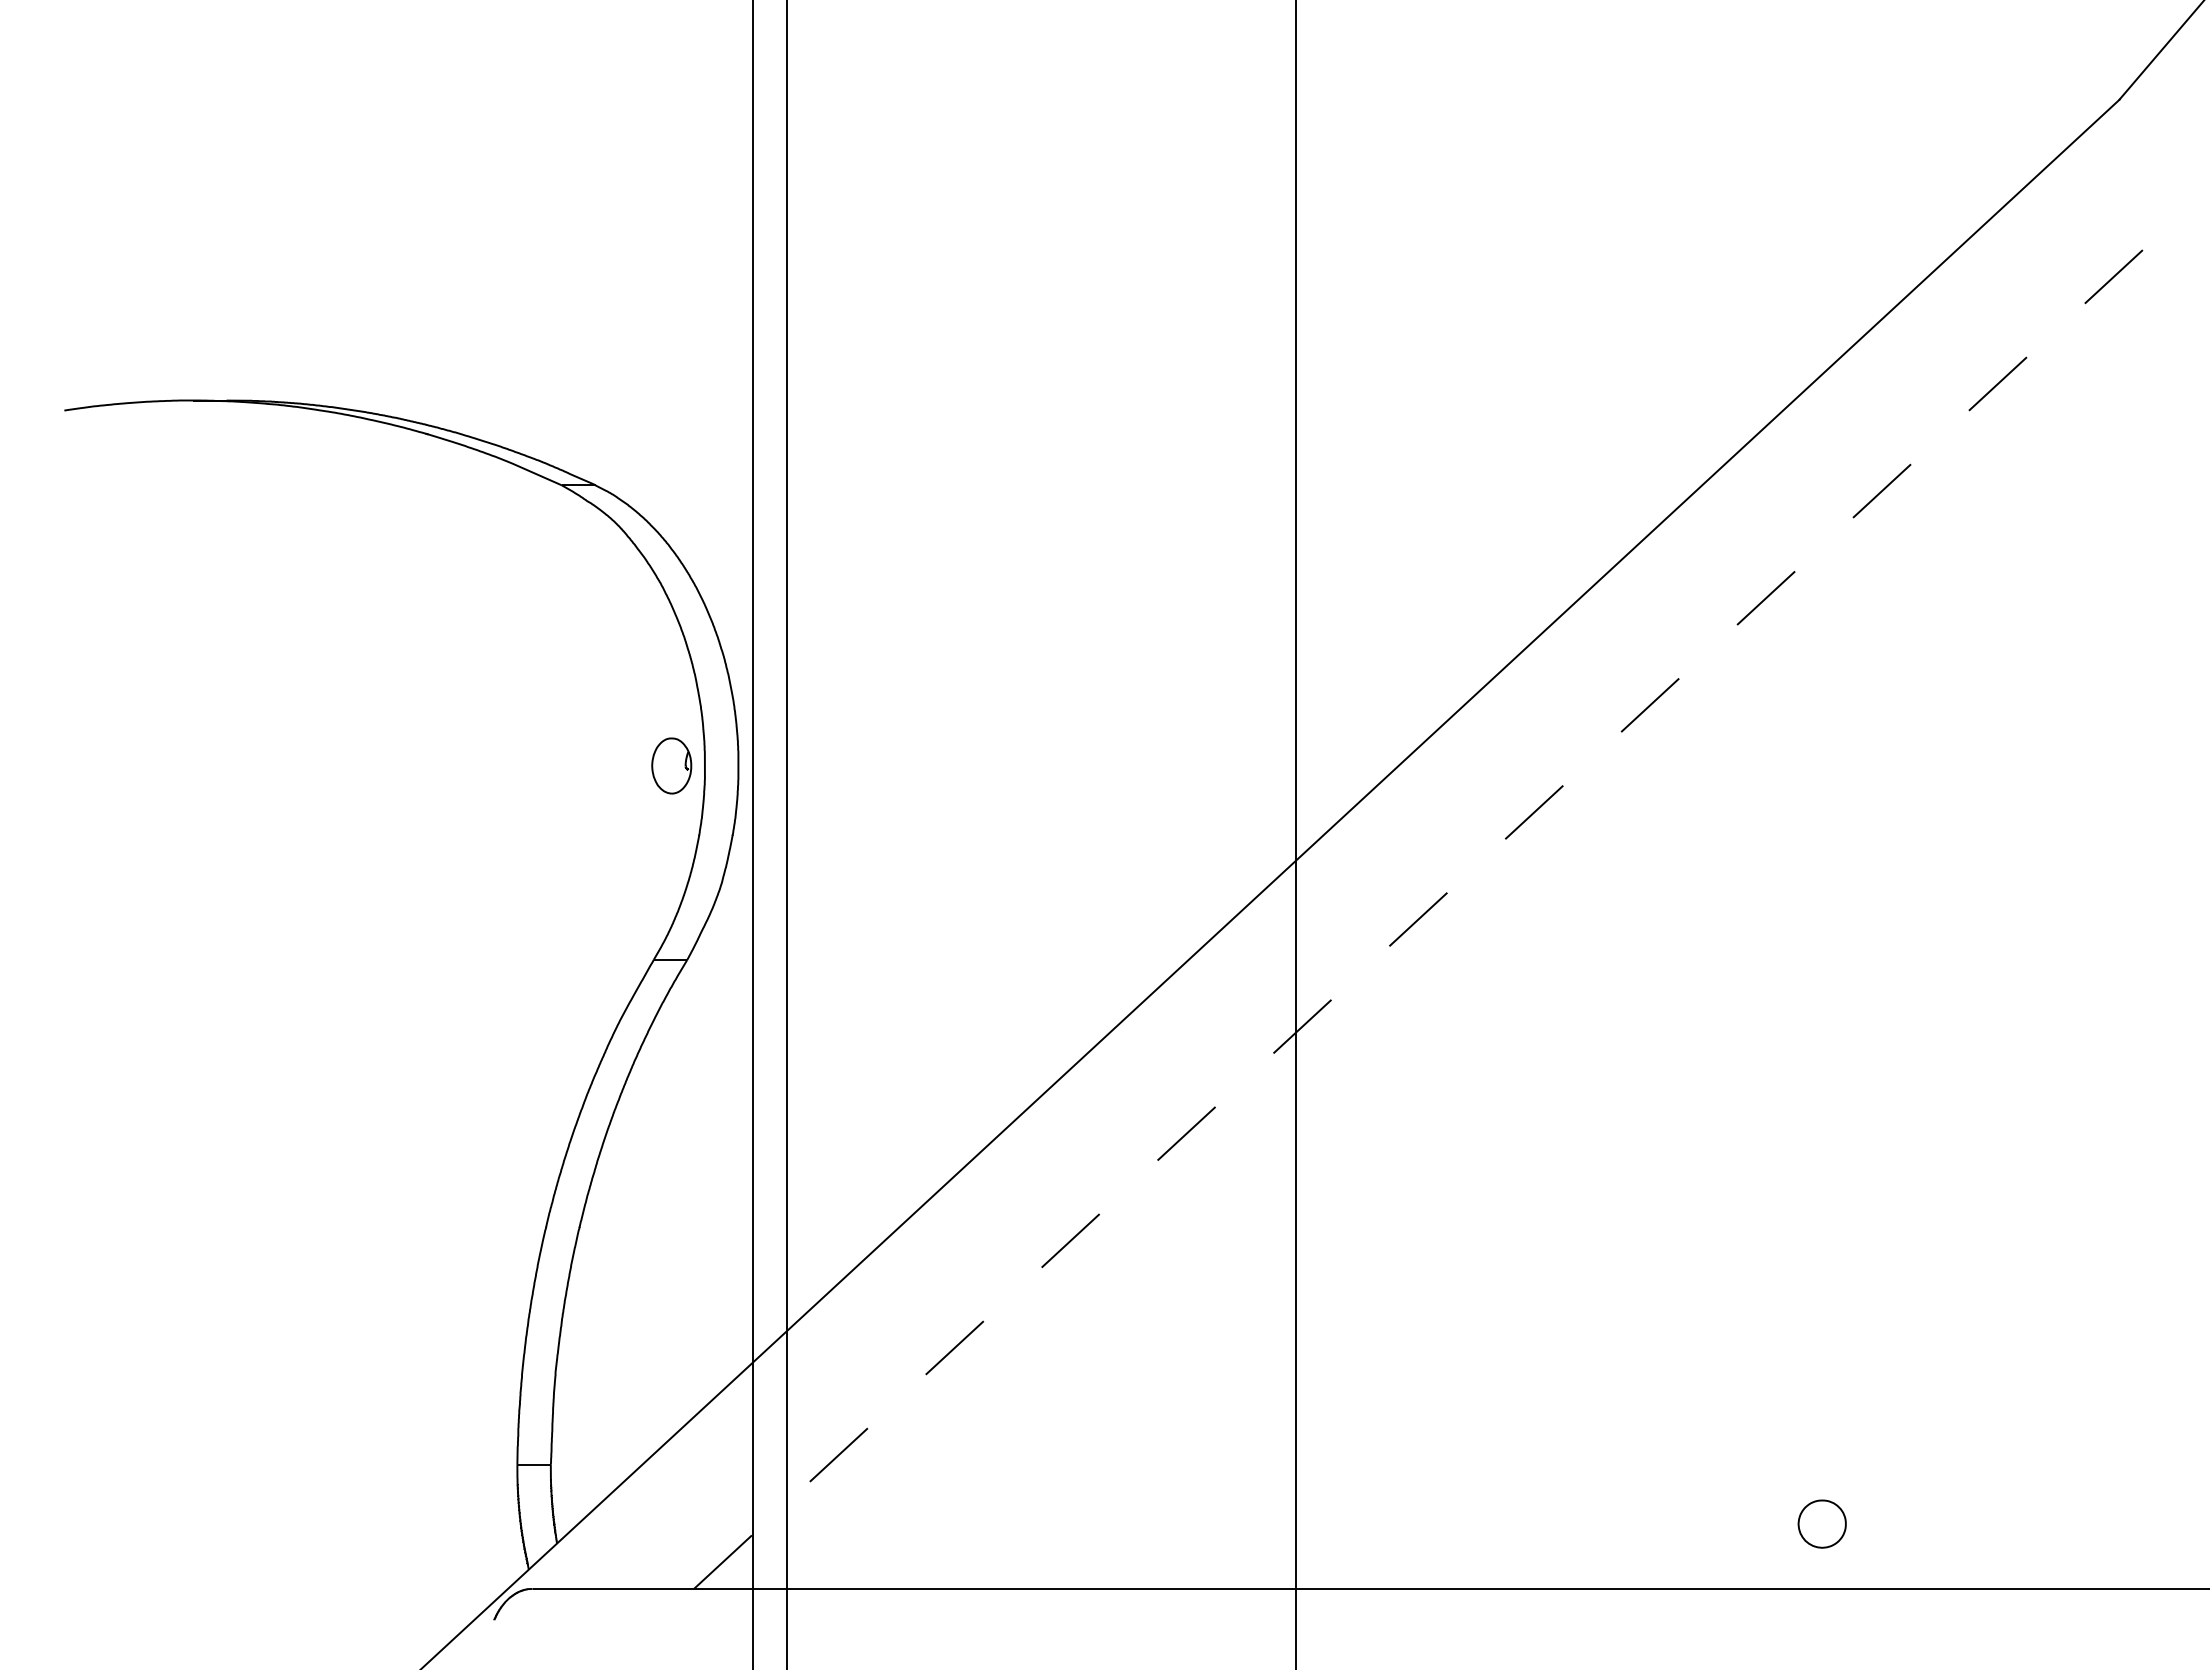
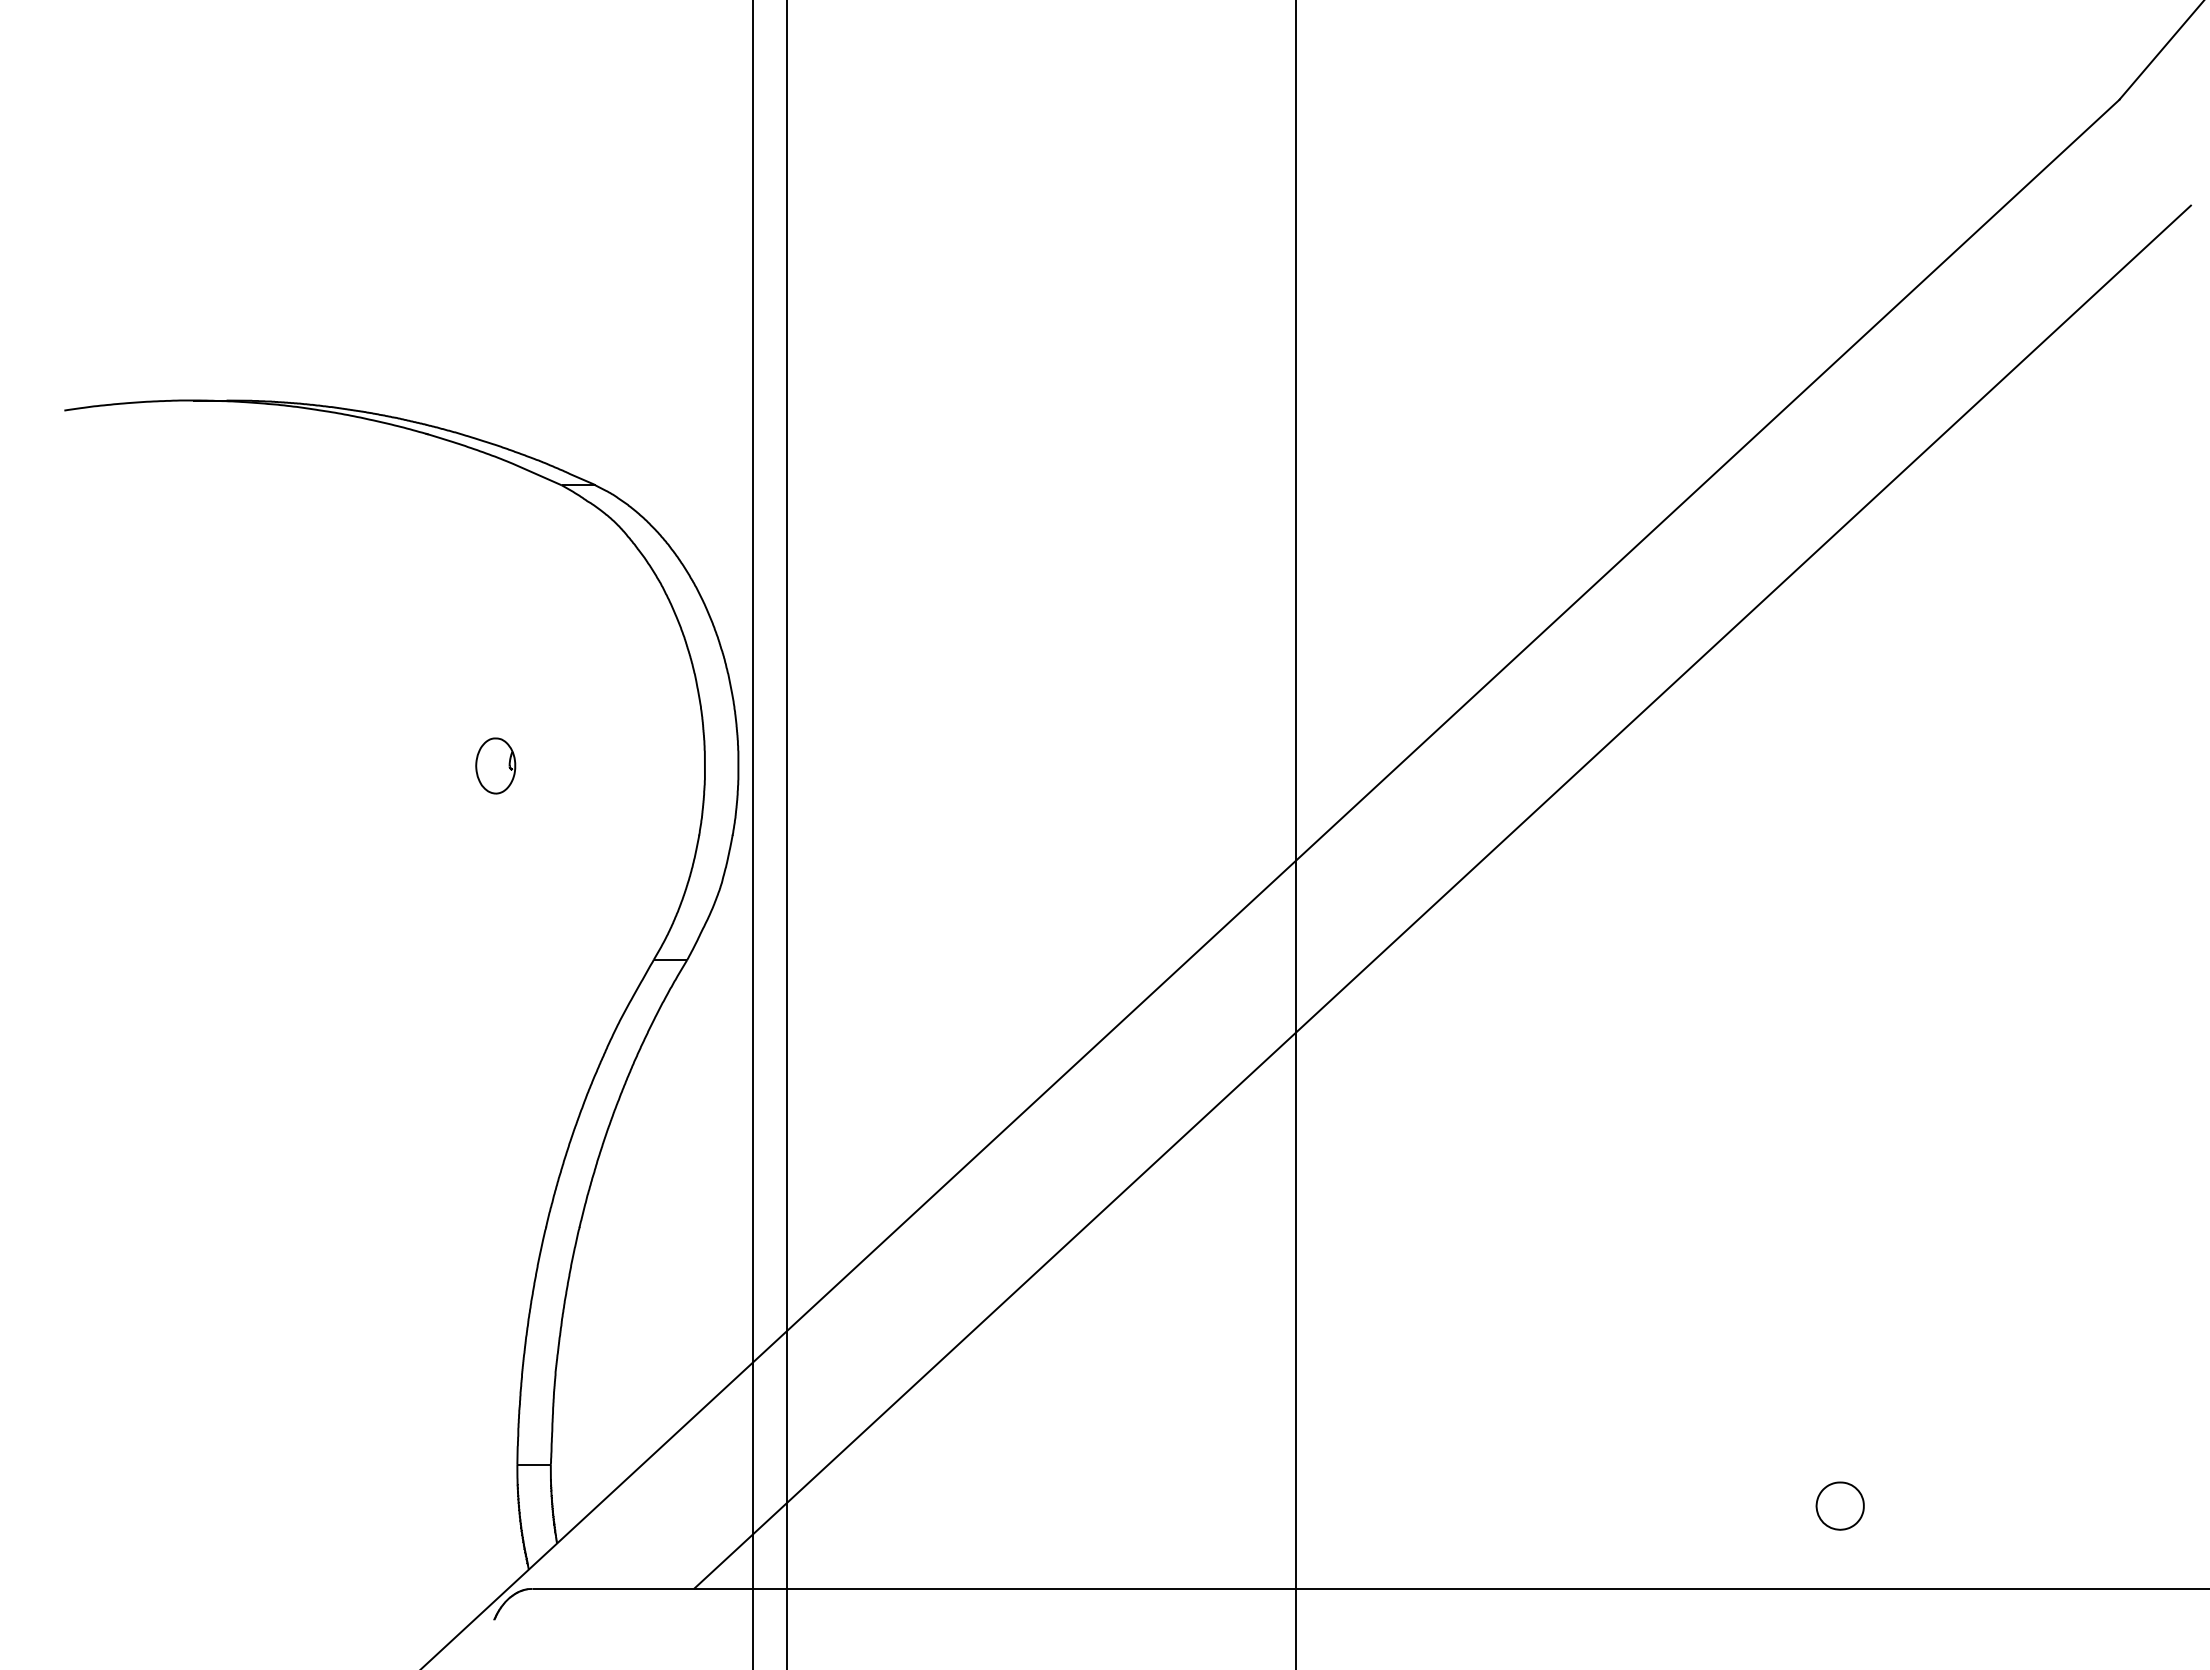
part position: (671, 765) -> (495, 765) (495, 765)
line: dashed -> solid (1442, 896)
part position: (1821, 1523) -> (1839, 1505) (1839, 1505)
